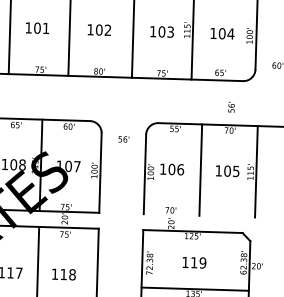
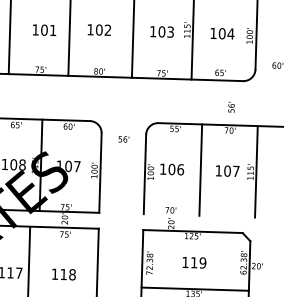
text position: (37, 27) -> (44, 29) (44, 29)
text: 105 -> 107 (236, 171)
line position: (38, 259) -> (29, 259) (29, 259)
